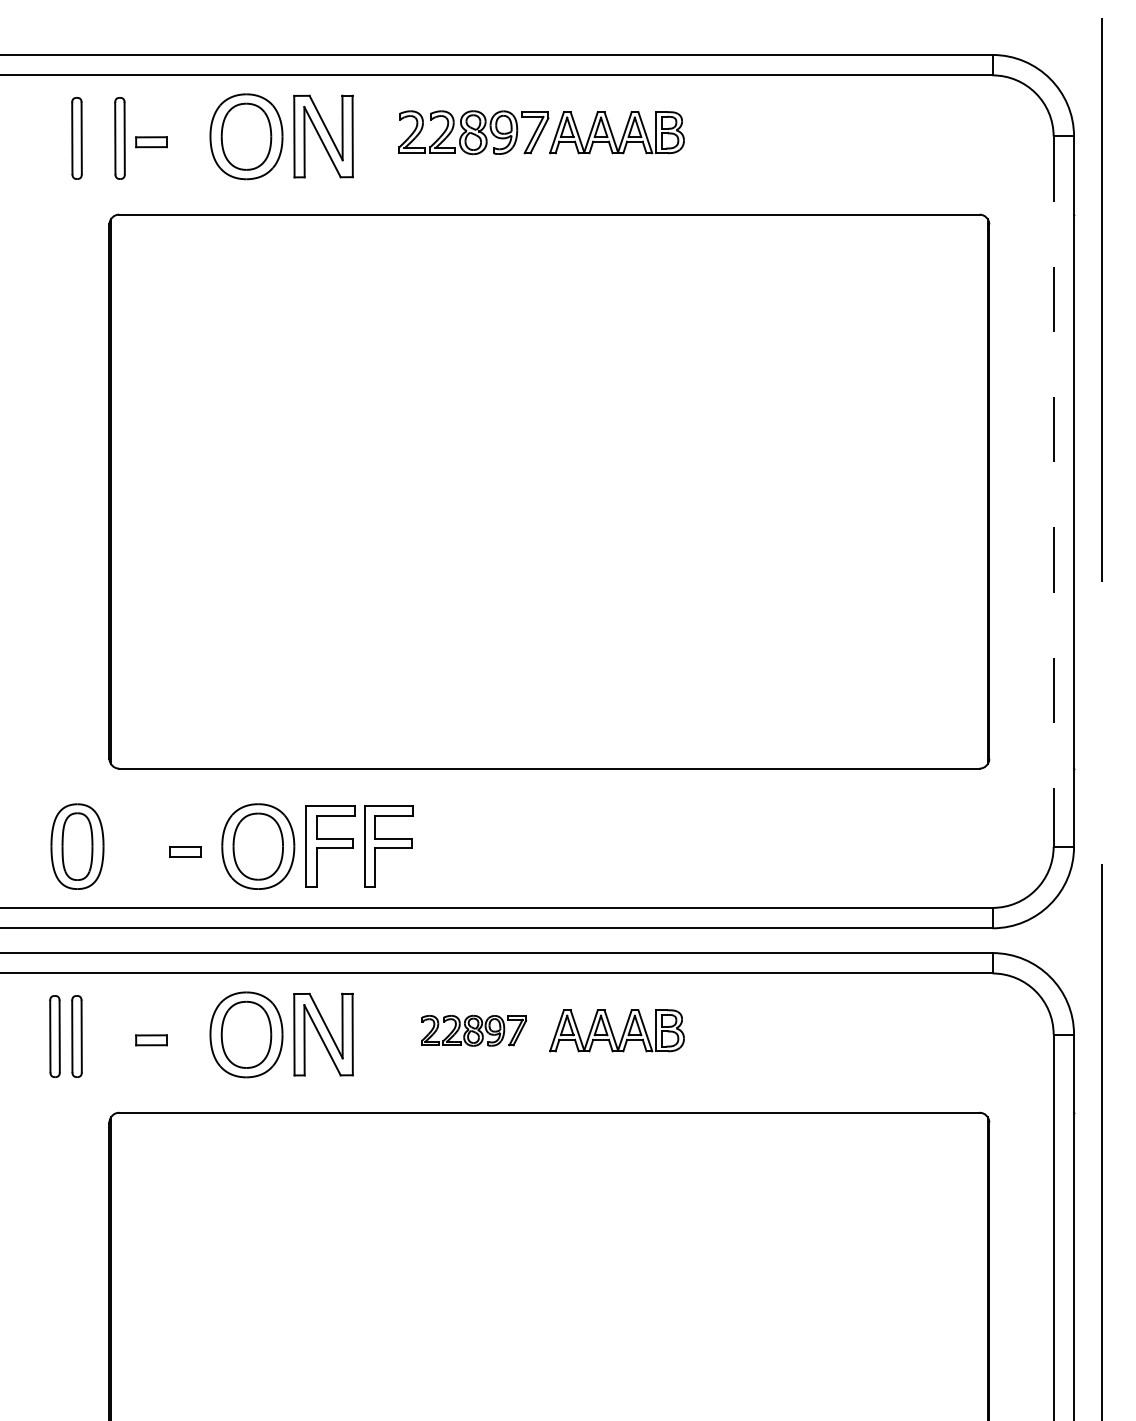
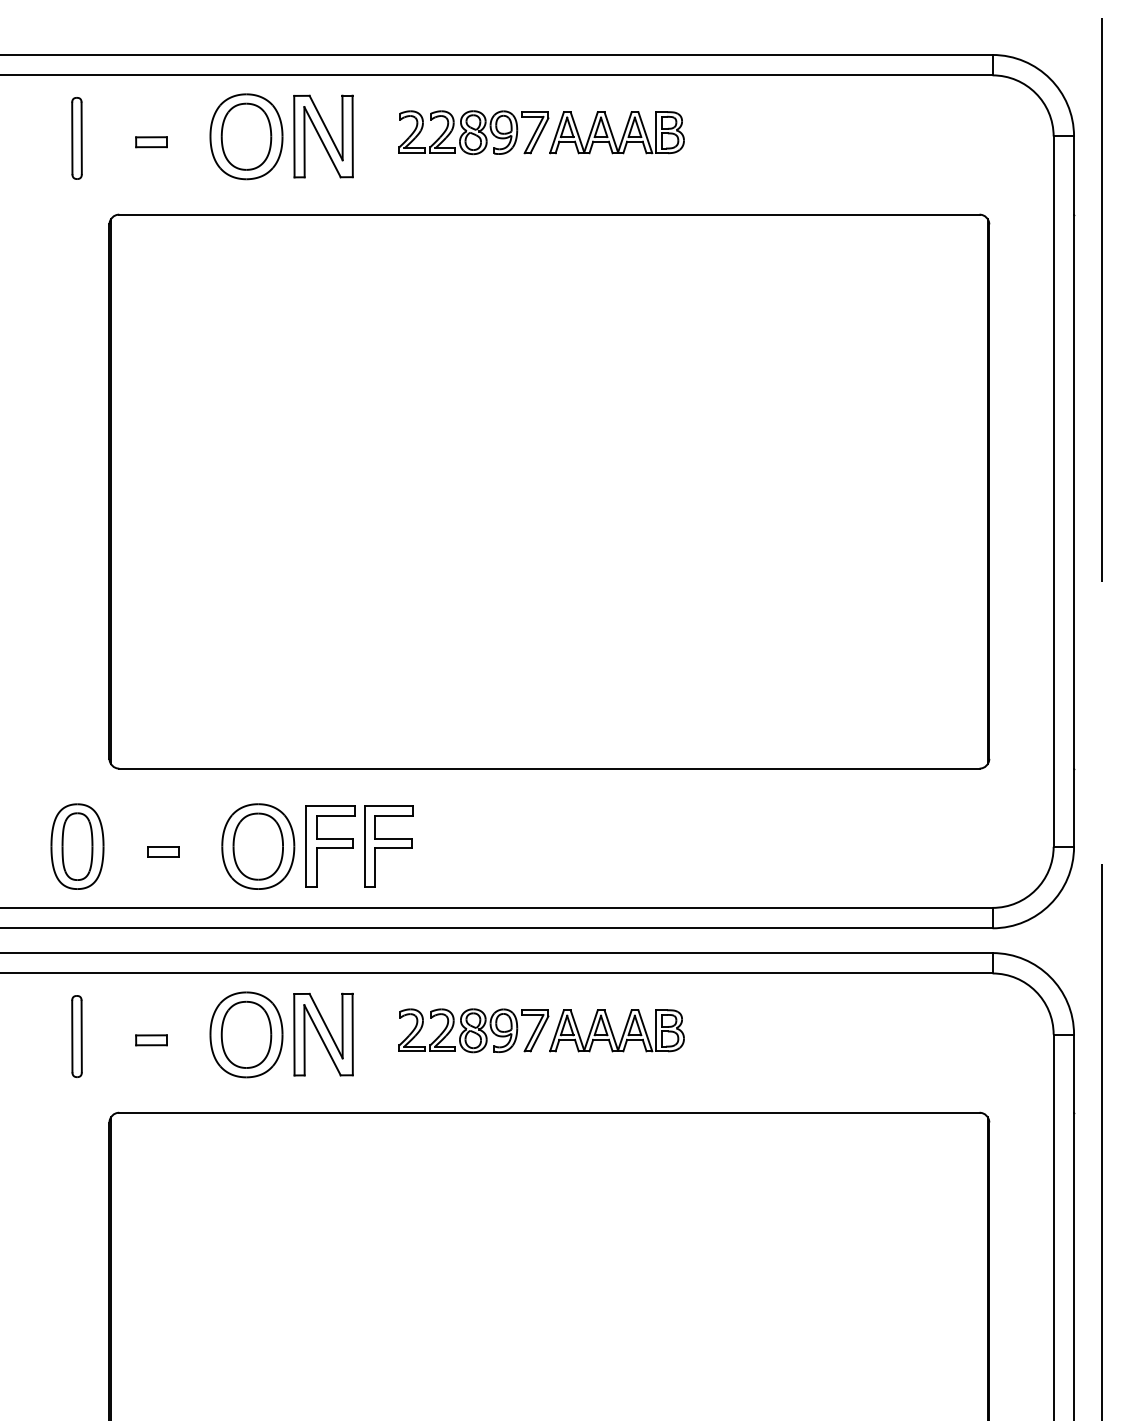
part: present -> none (119, 138)
line: dashed -> solid (1053, 492)
part position: (185, 851) -> (163, 851) (163, 851)
part size: 107x33 px -> 152x46 px (473, 1030)
part: present -> none (54, 1036)
